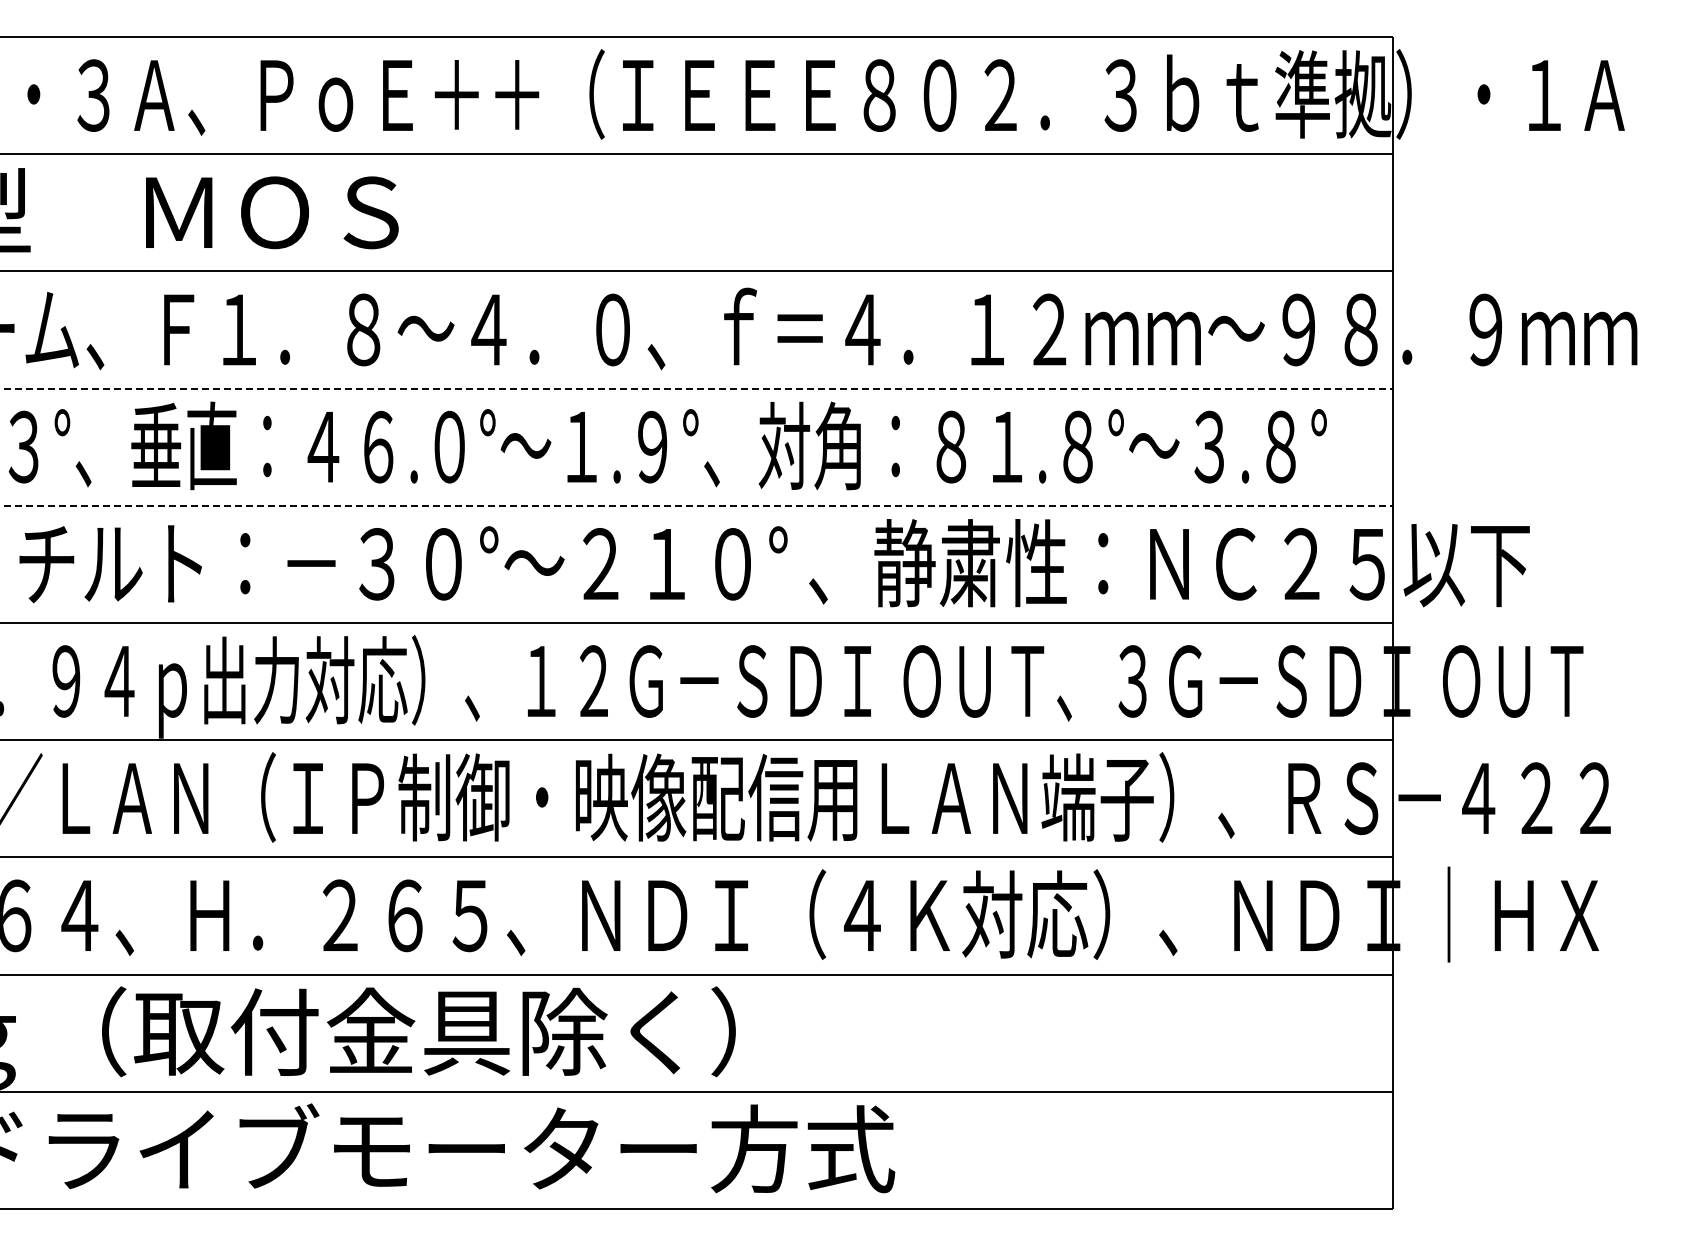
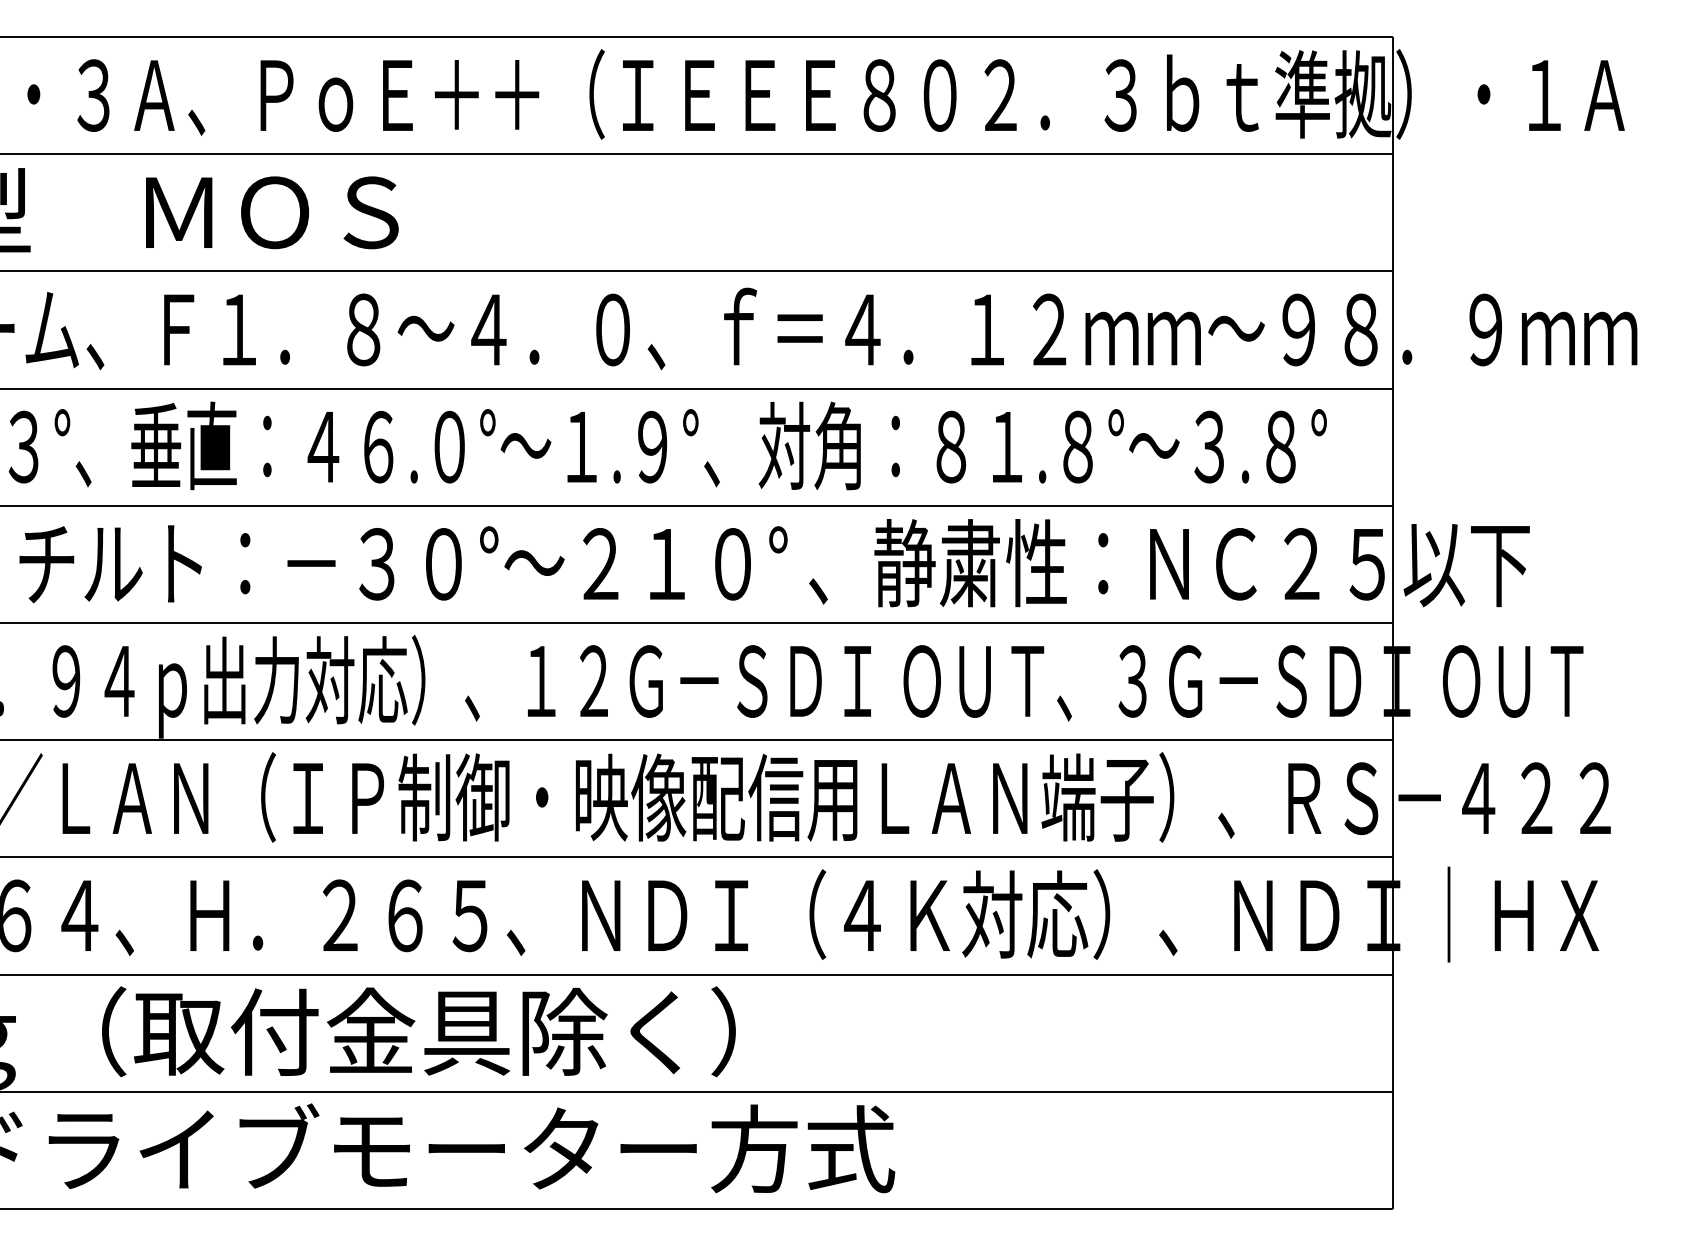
line: dashed -> solid (697, 388)
line: dashed -> solid (697, 505)
